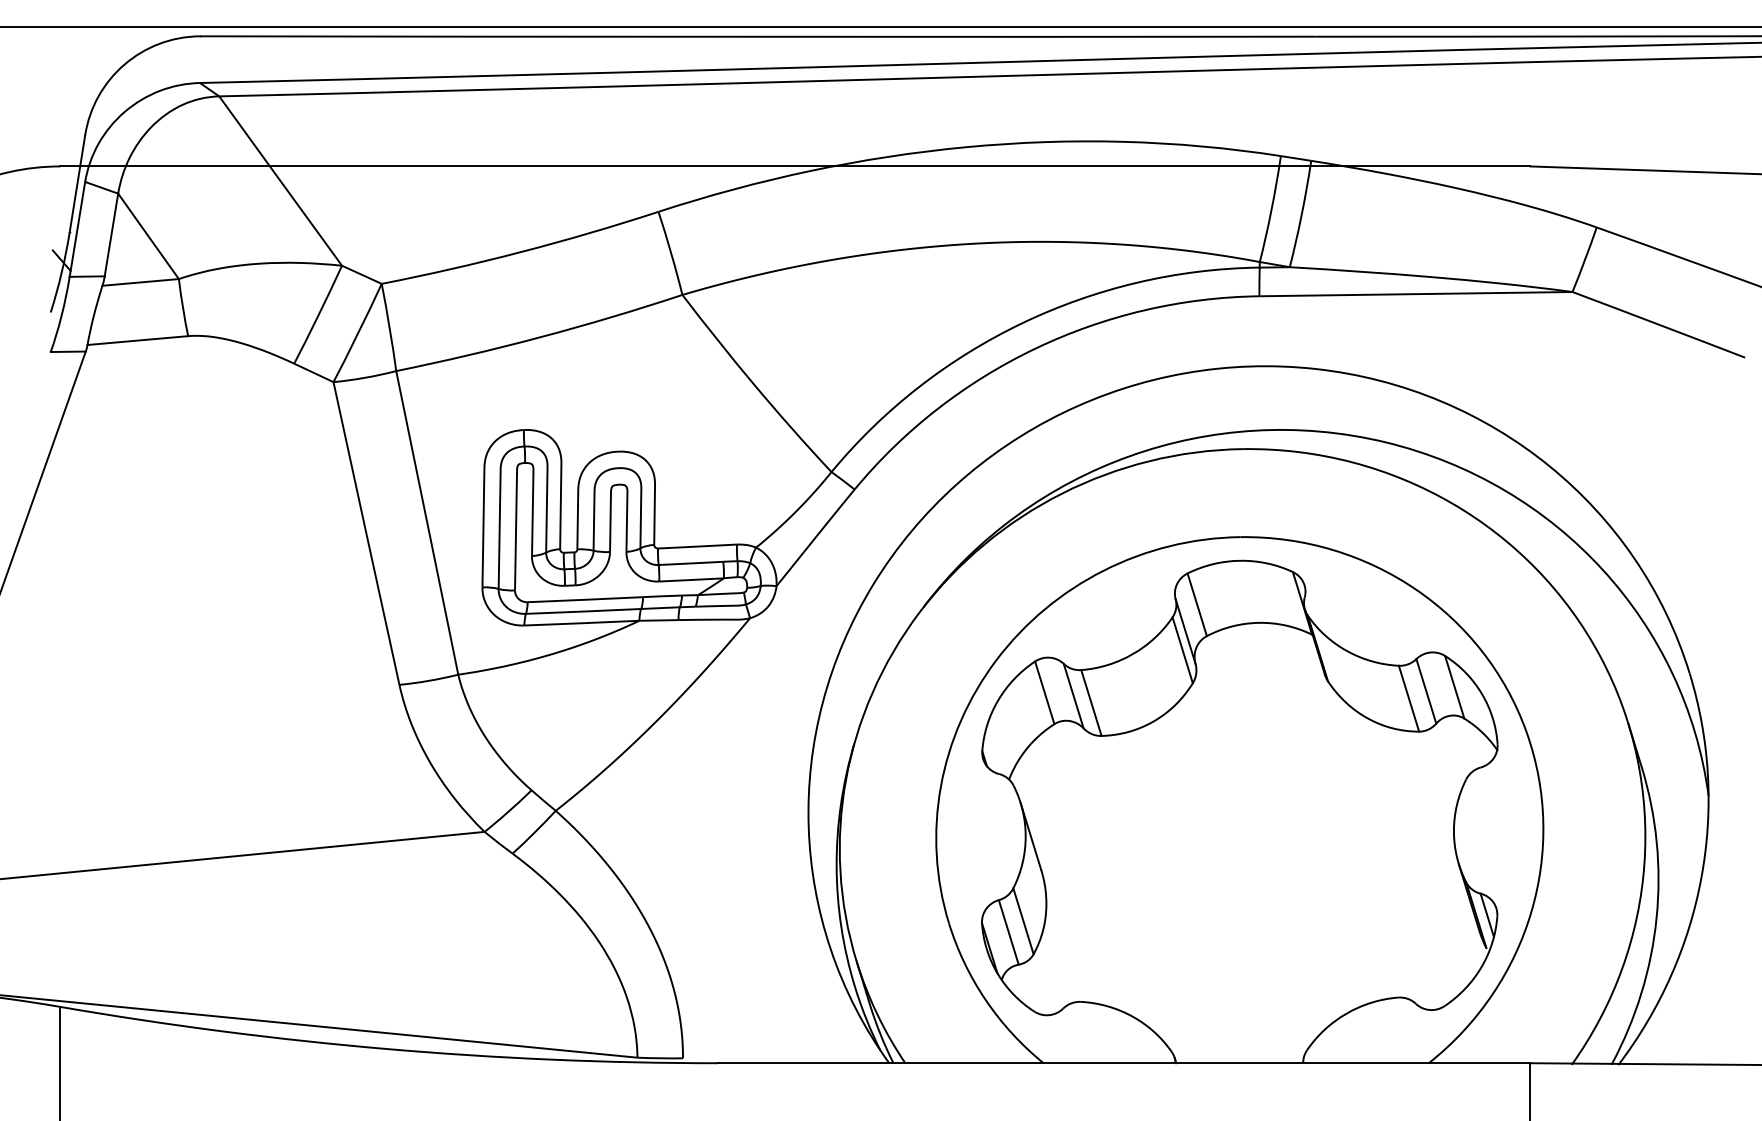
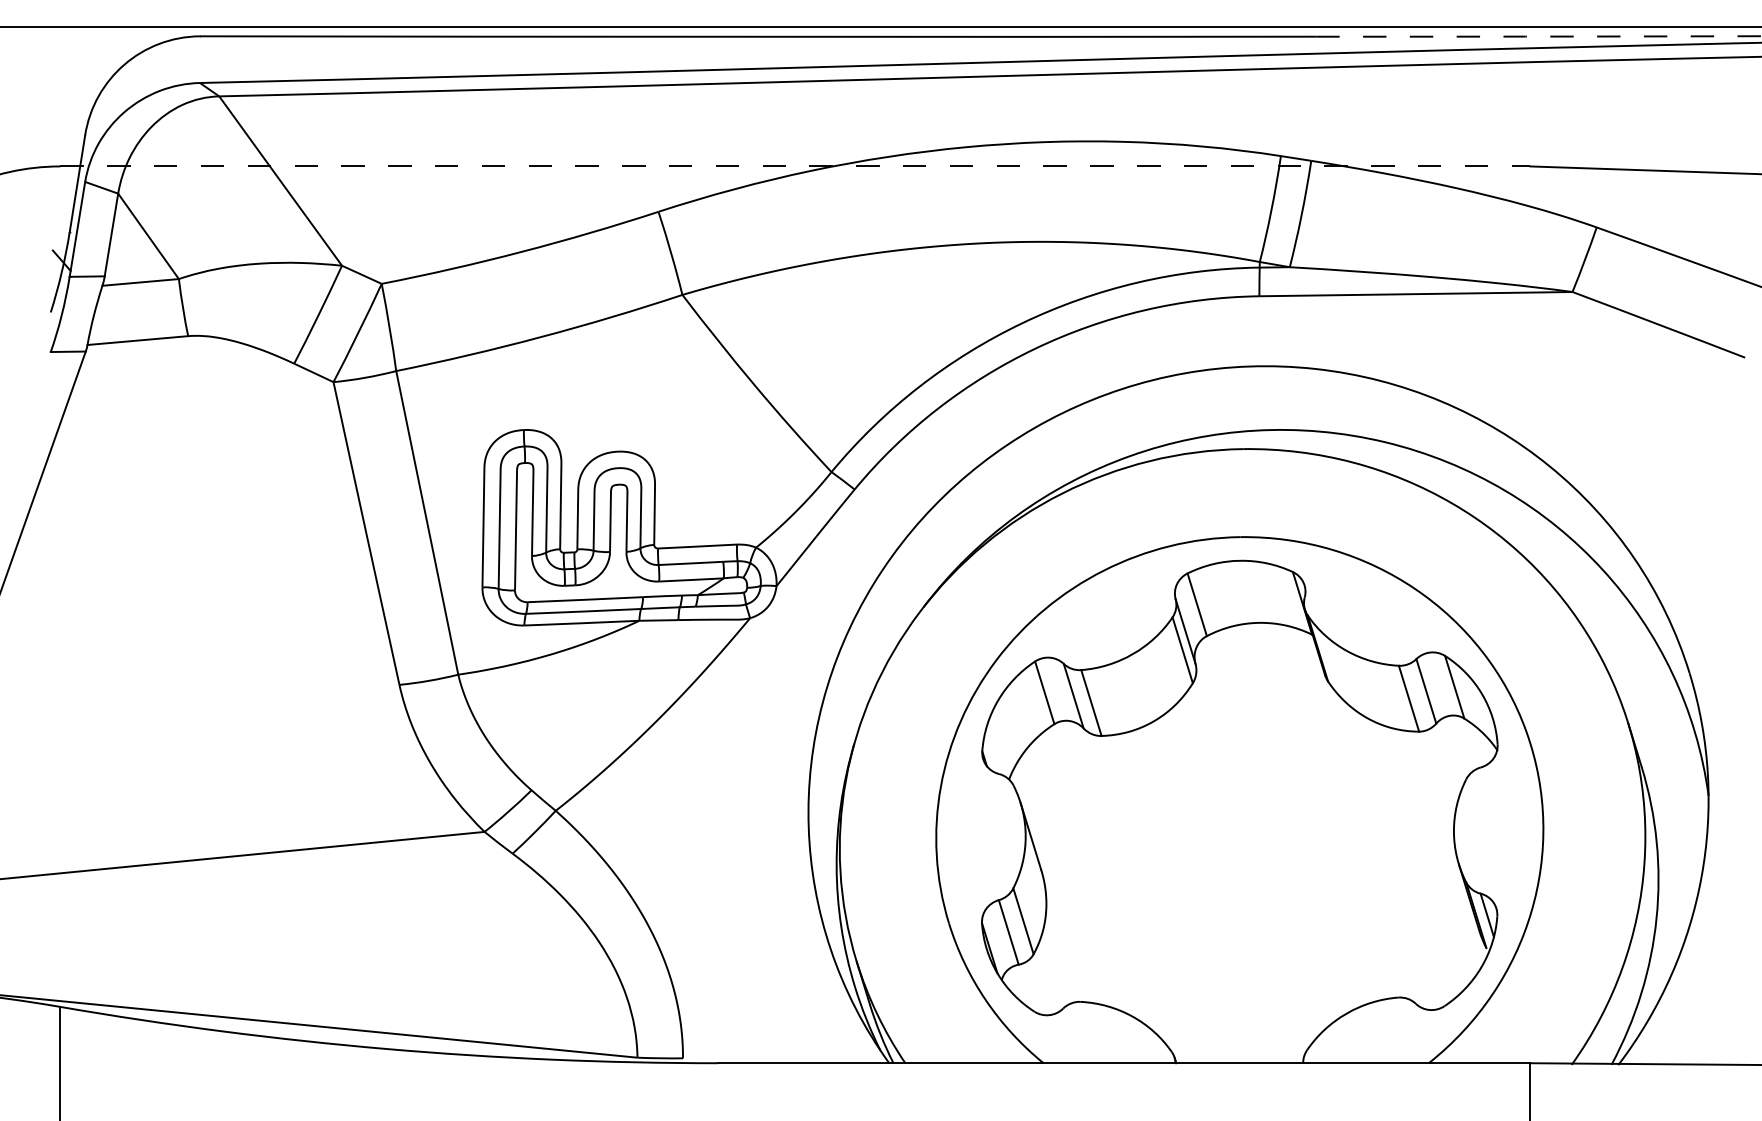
arc: solid -> dashed (1539, 36)
line: solid -> dashed (795, 166)
